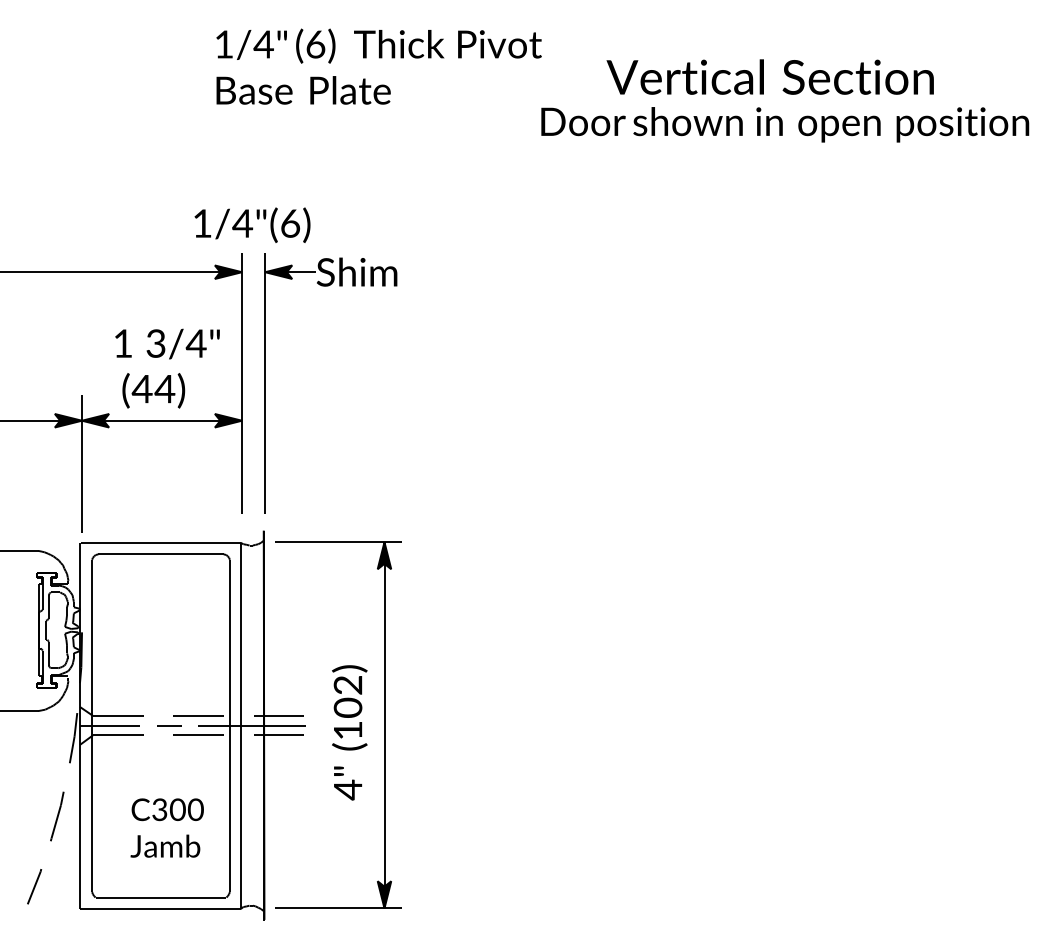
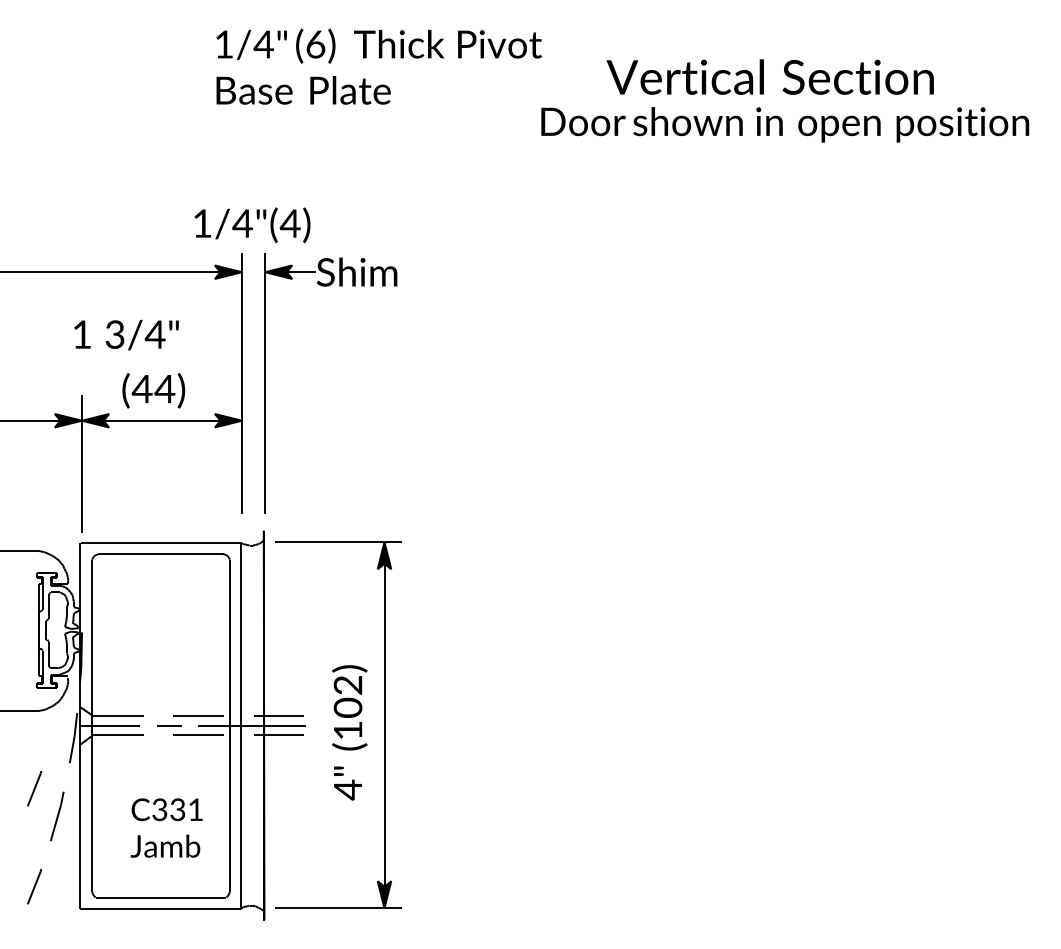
text: 1/4"(6) -> 1/4"(4) (289, 223)
text position: (167, 343) -> (126, 334) (126, 334)
line: none -> present (34, 788)
text: C300 -> C331 (186, 809)
